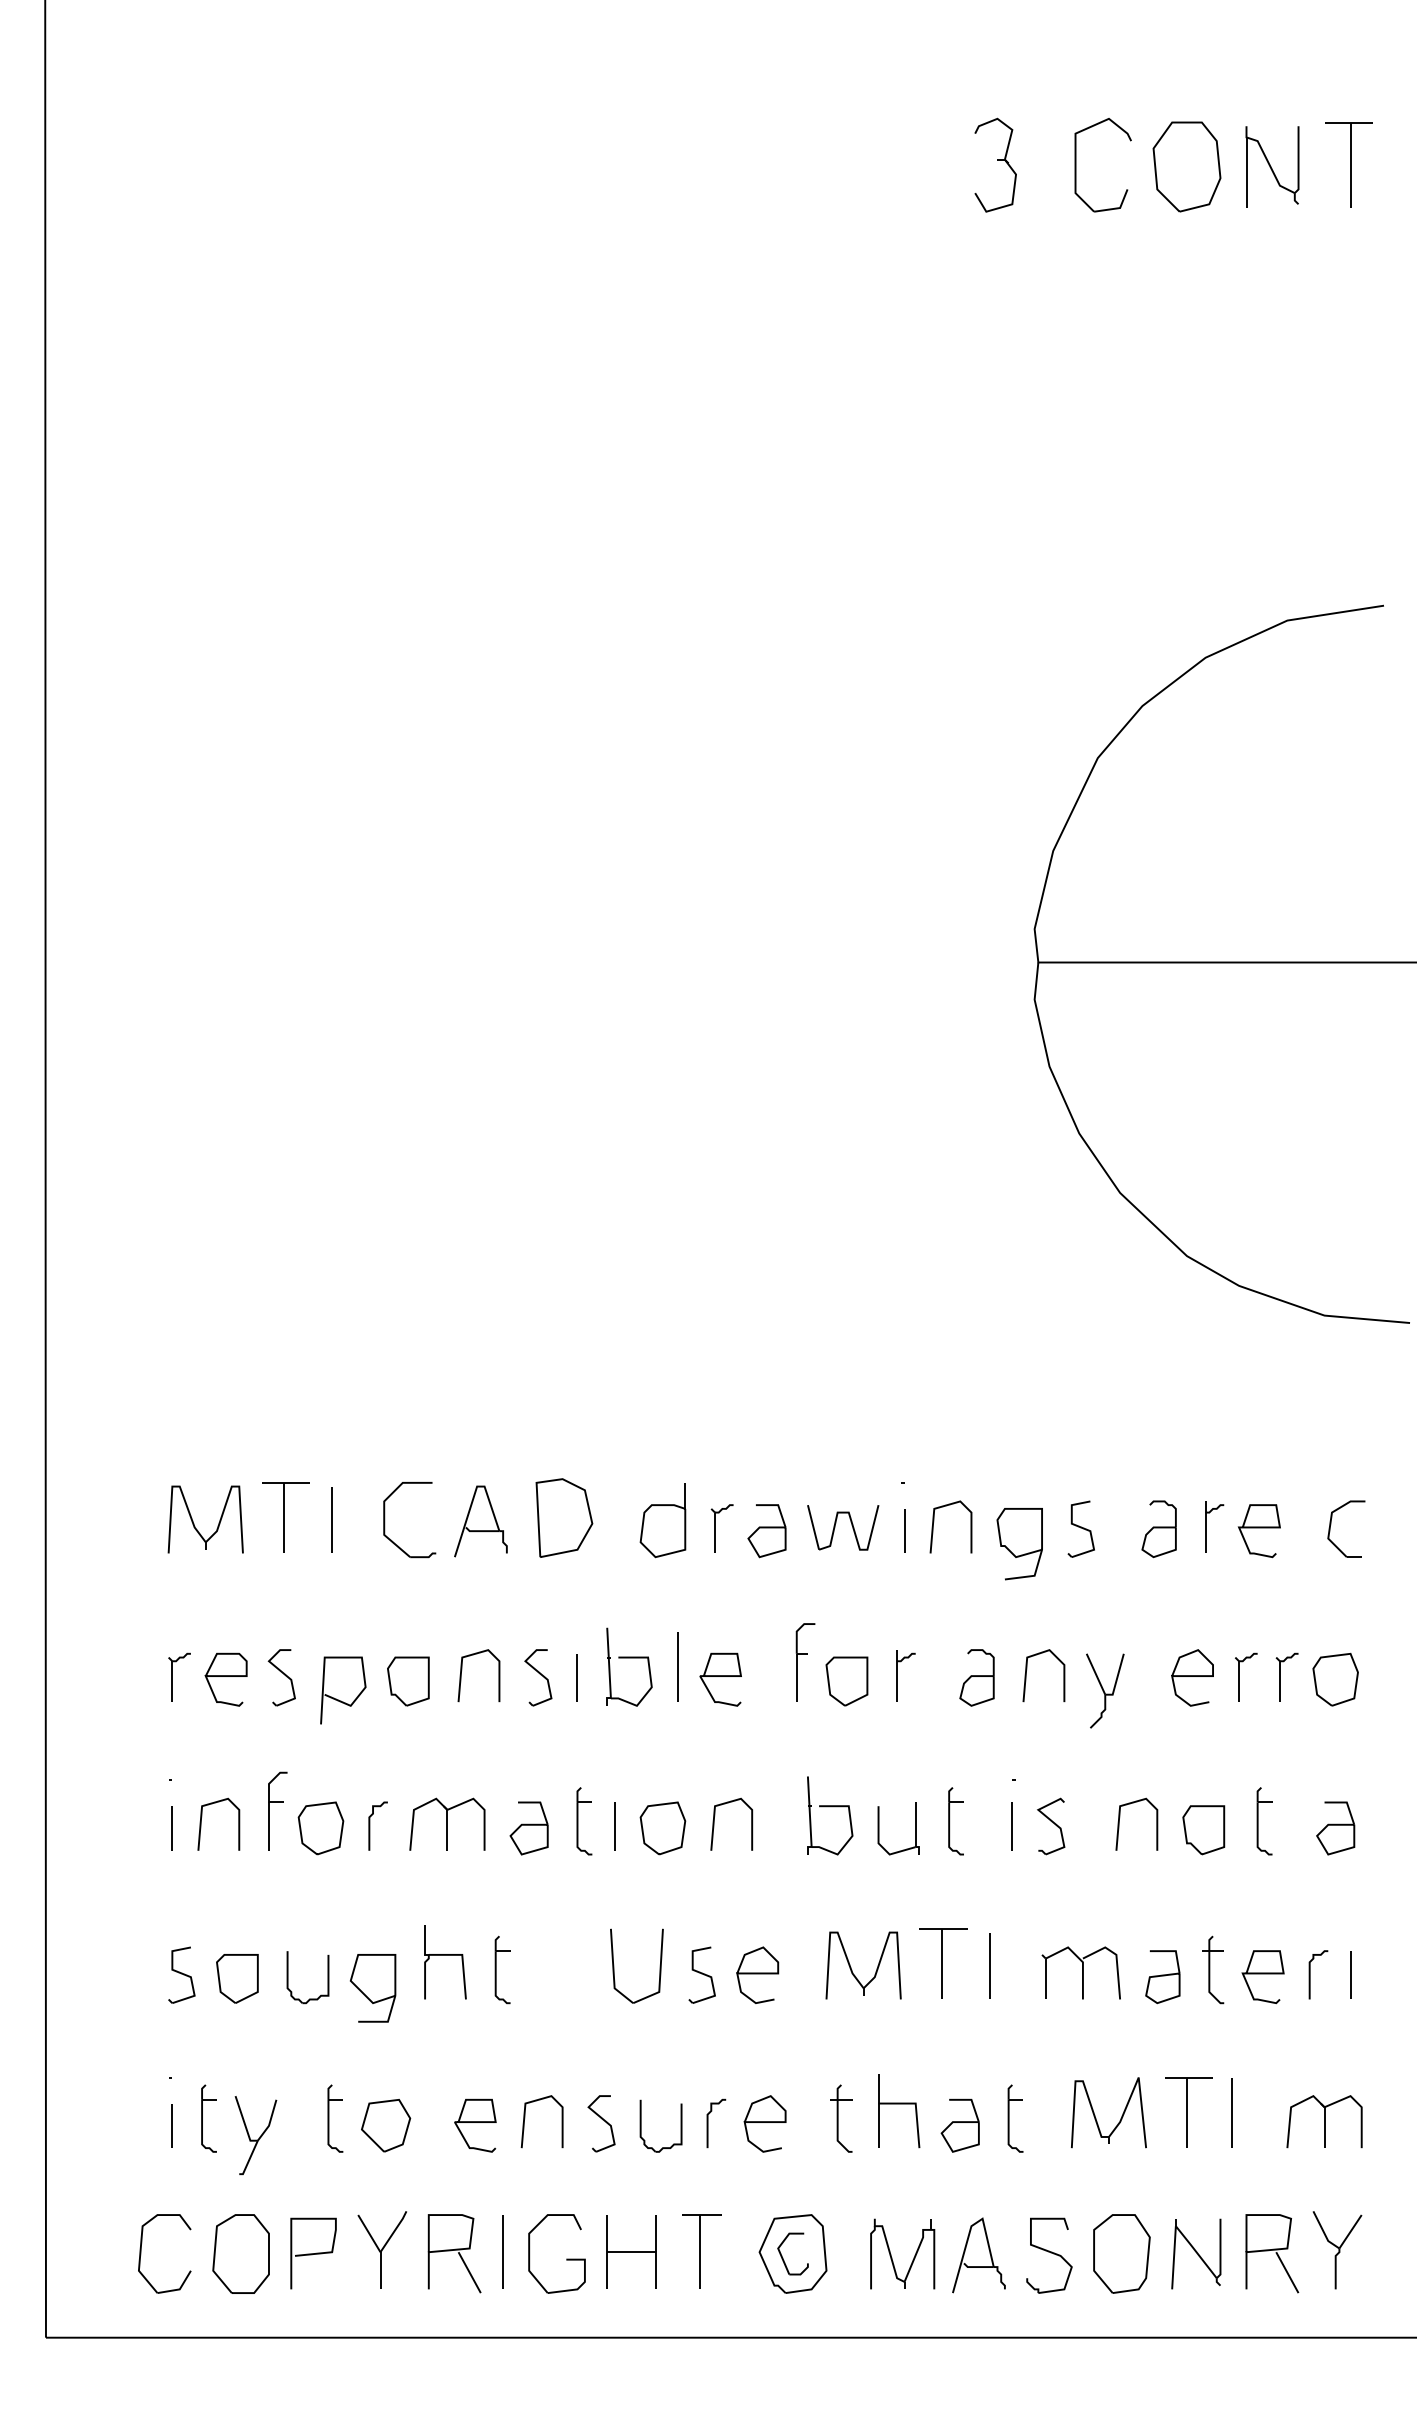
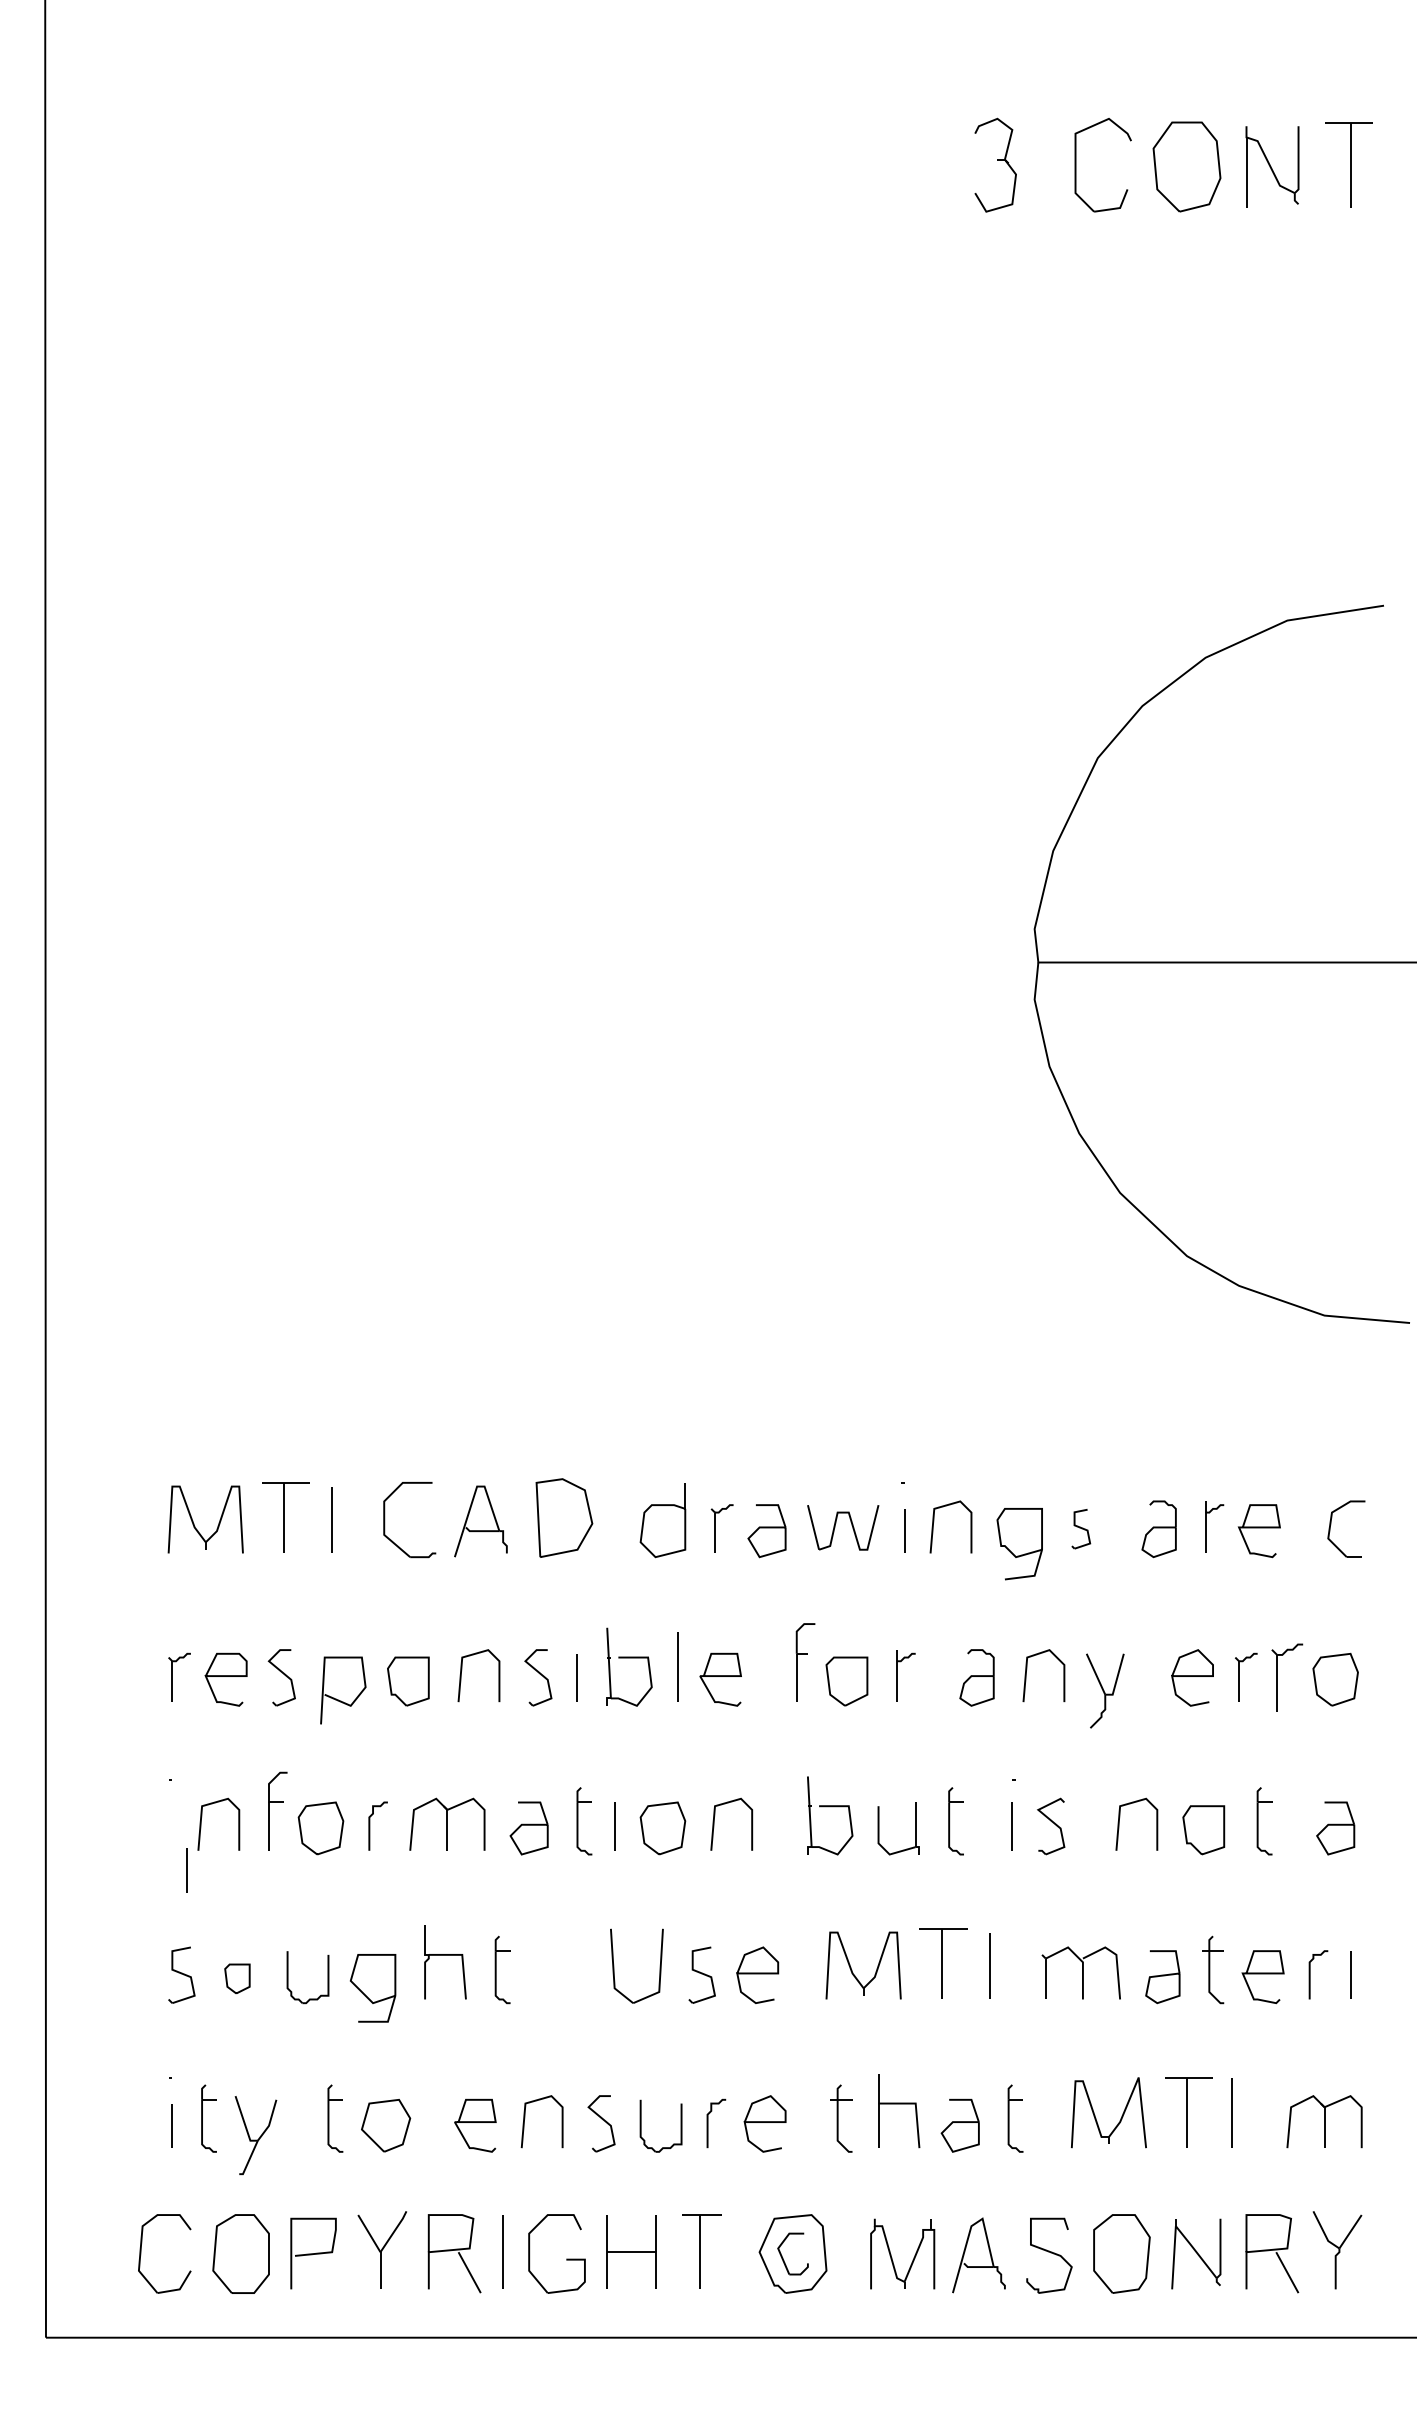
part size: 28x58 px -> 21x41 px (1081, 1529)
part size: 24x50 px -> 33x69 px (1287, 1677)
line position: (171, 1828) -> (186, 1870) (186, 1870)
part size: 43x50 px -> 27x31 px (237, 1978)
